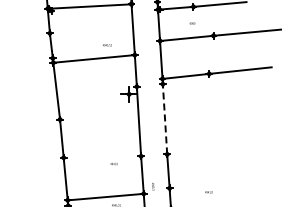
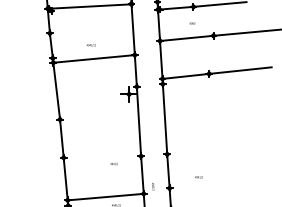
text position: (106, 45) -> (90, 45) (90, 45)
line: dashed -> solid (165, 118)
text position: (208, 192) -> (198, 177) (198, 177)
